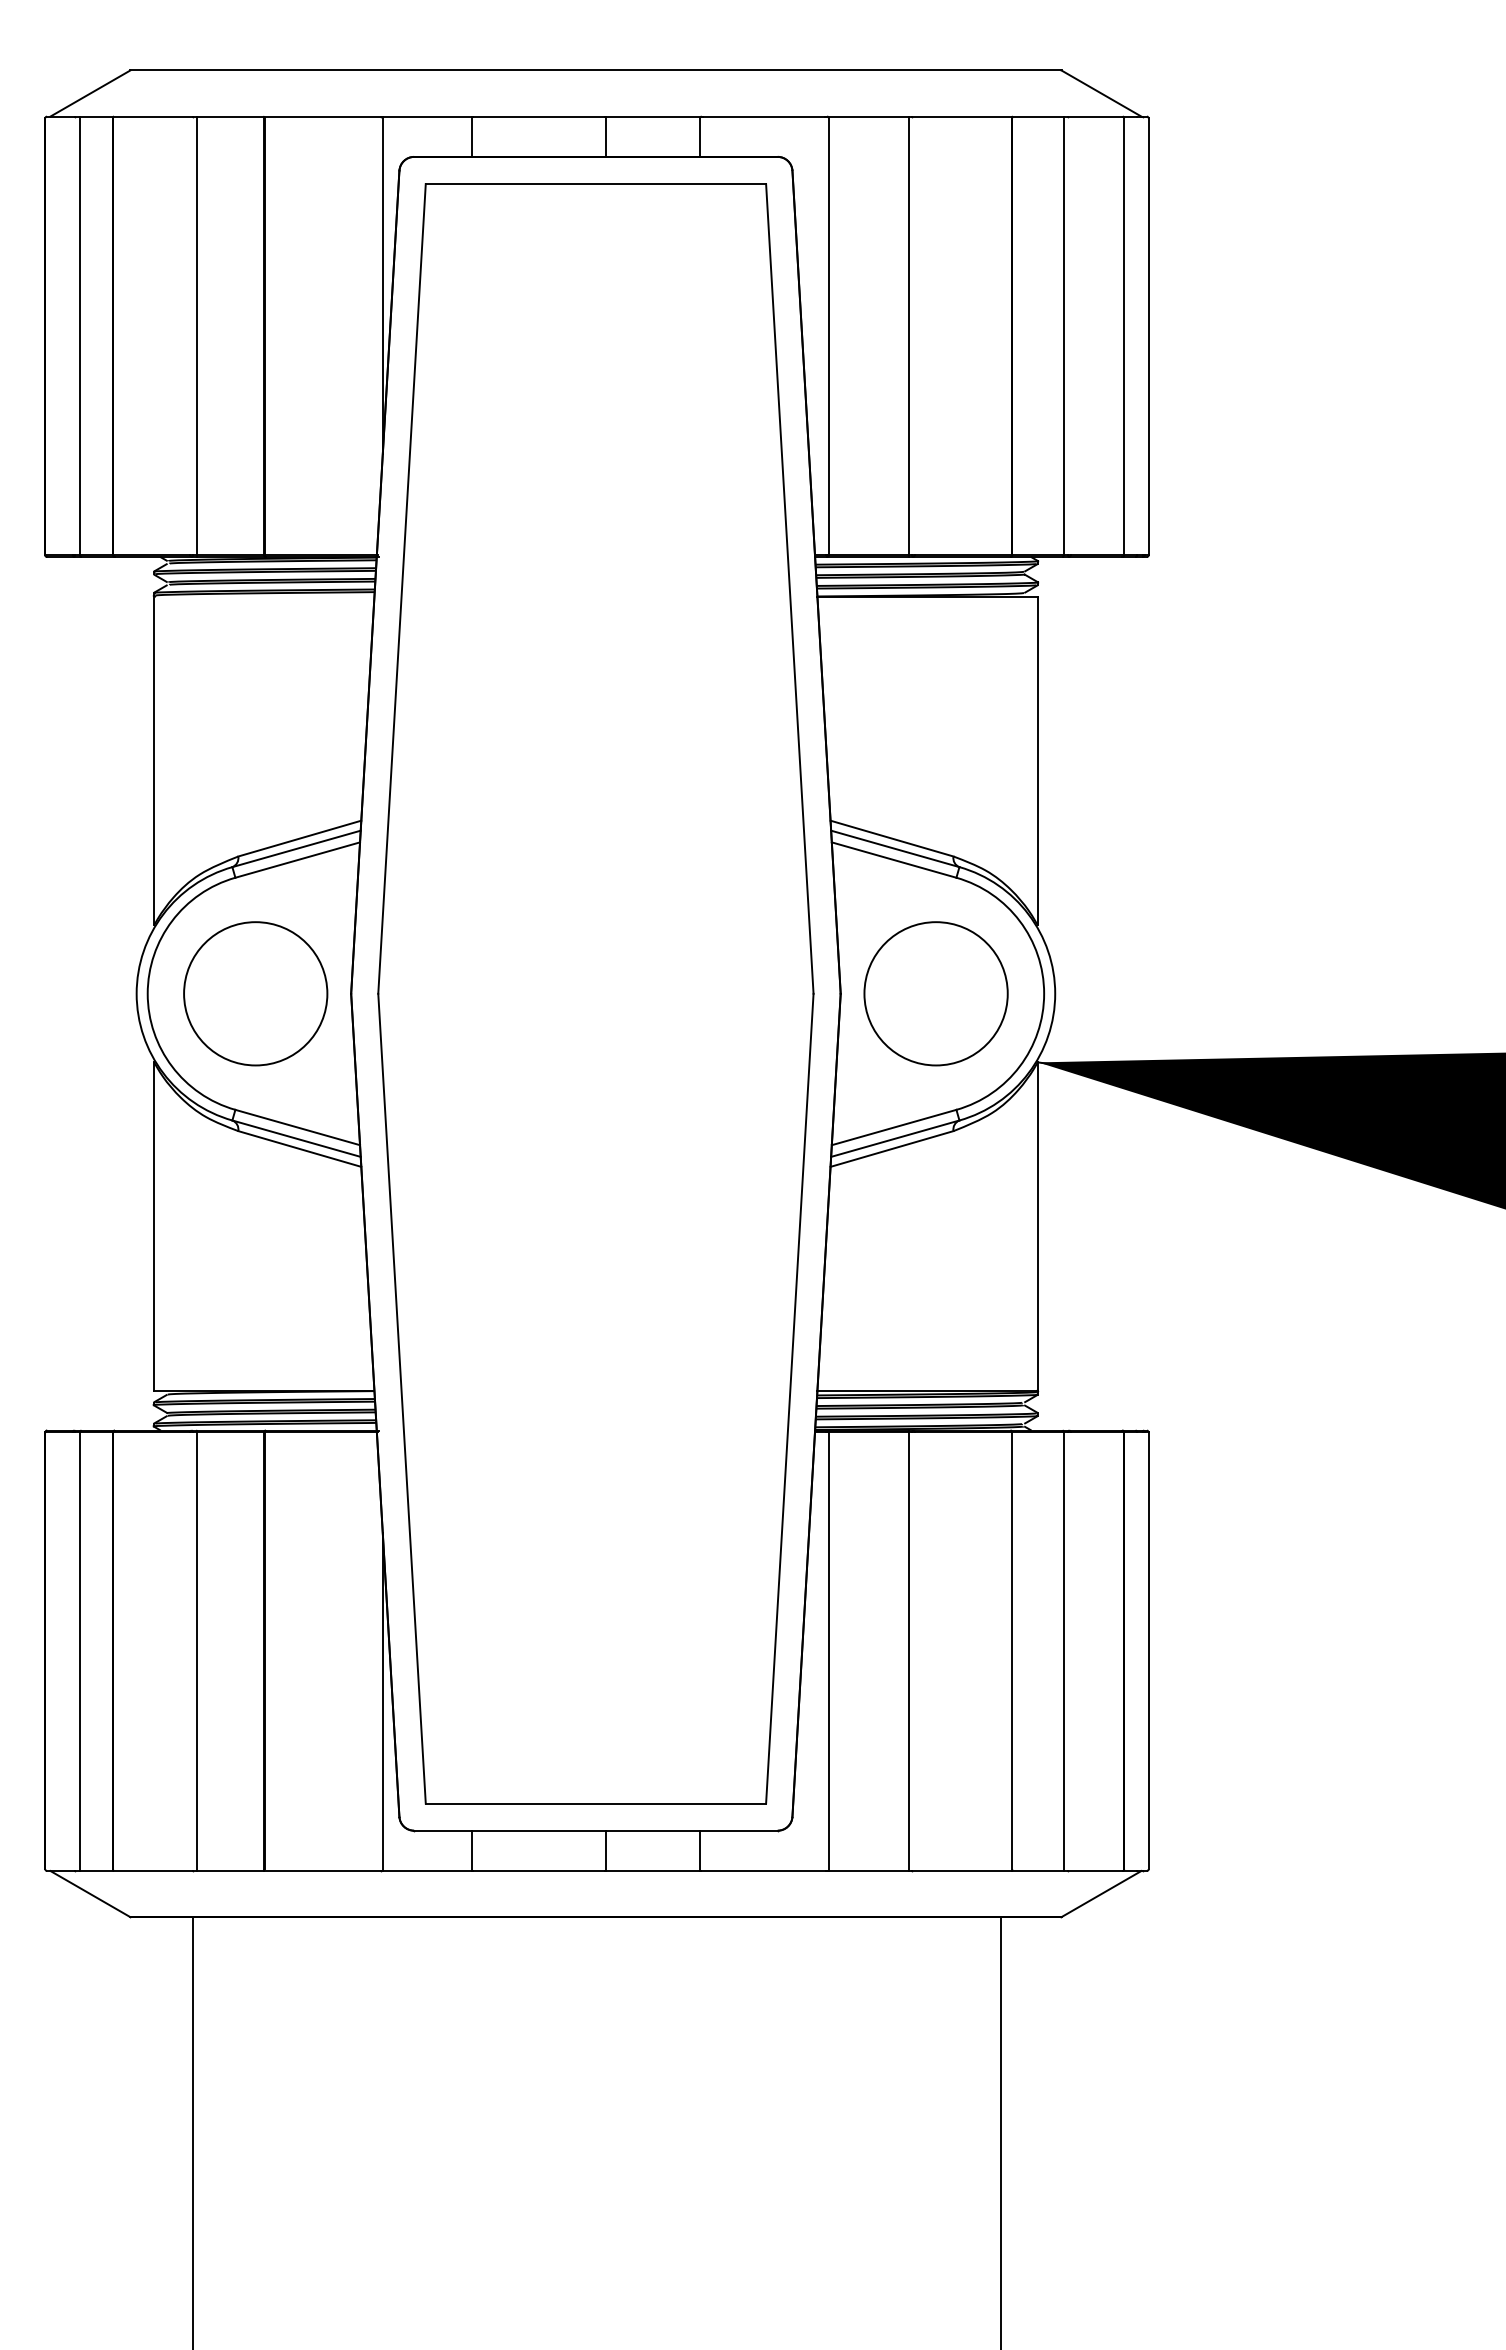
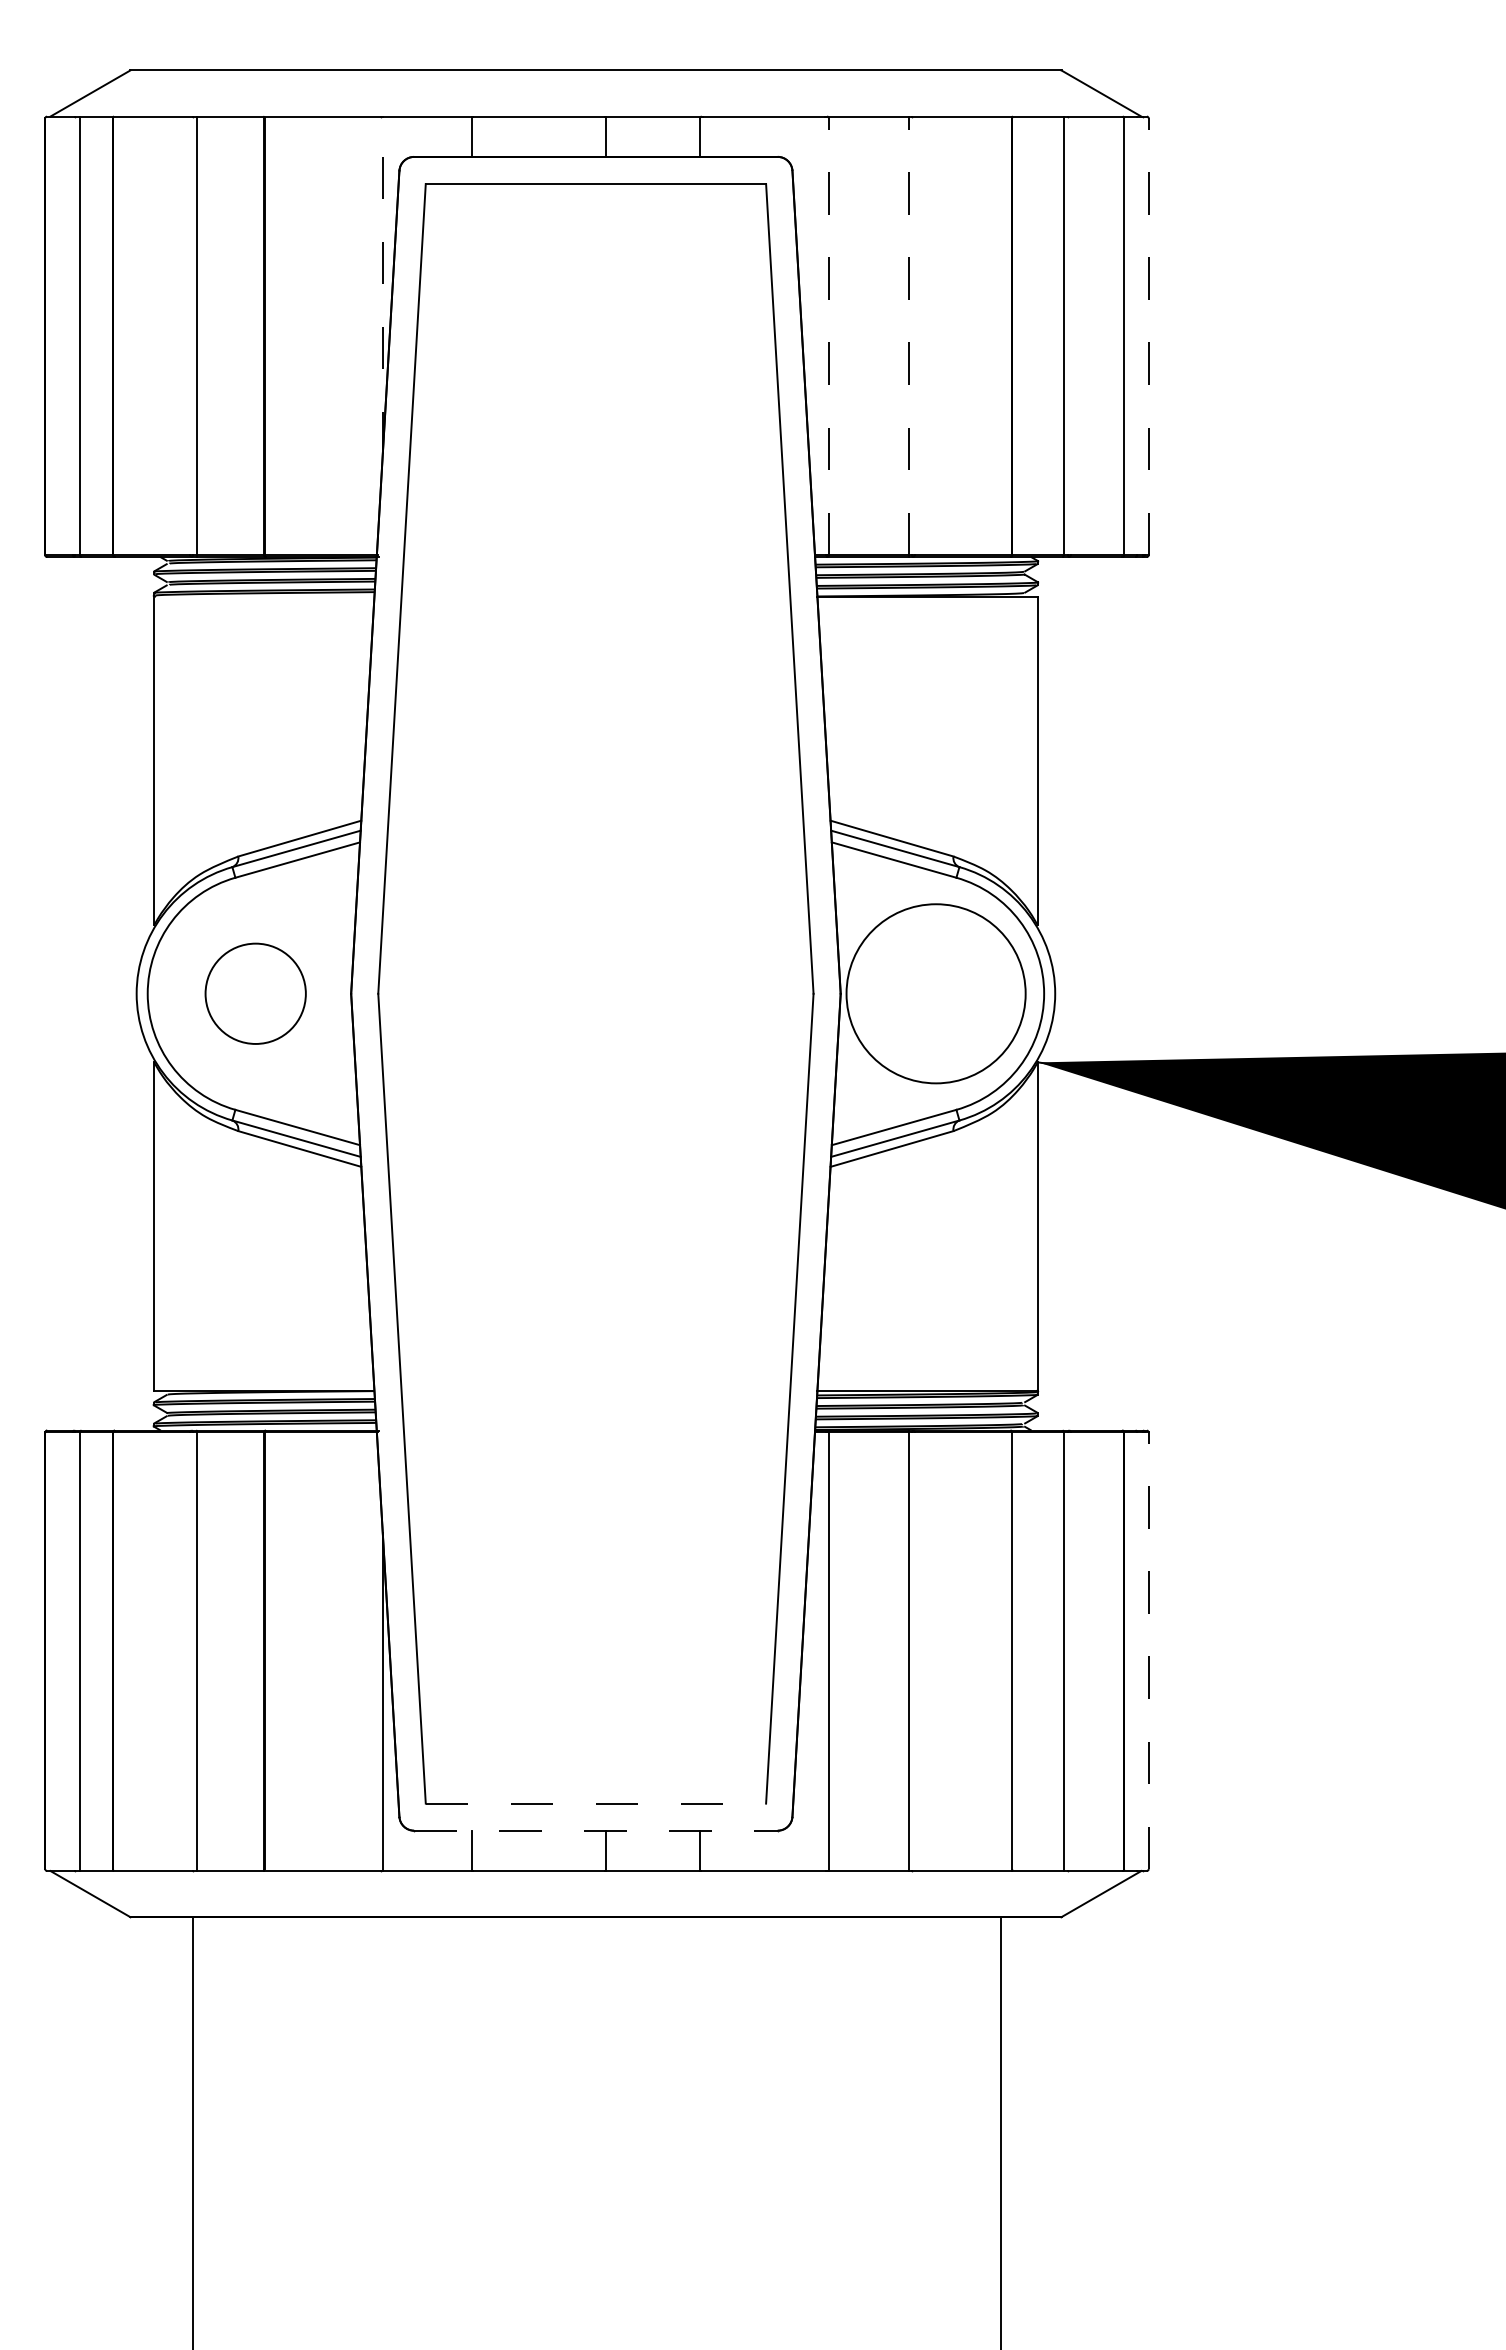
line: solid -> dashed (382, 285)
line: solid -> dashed (908, 335)
line: solid -> dashed (828, 336)
line: solid -> dashed (1148, 336)
circle diameter: 143 px -> 100 px (255, 993)
circle diameter: 143 px -> 179 px (935, 993)
line: solid -> dashed (1148, 1650)
line: solid -> dashed (596, 1803)
line: solid -> dashed (595, 1830)
